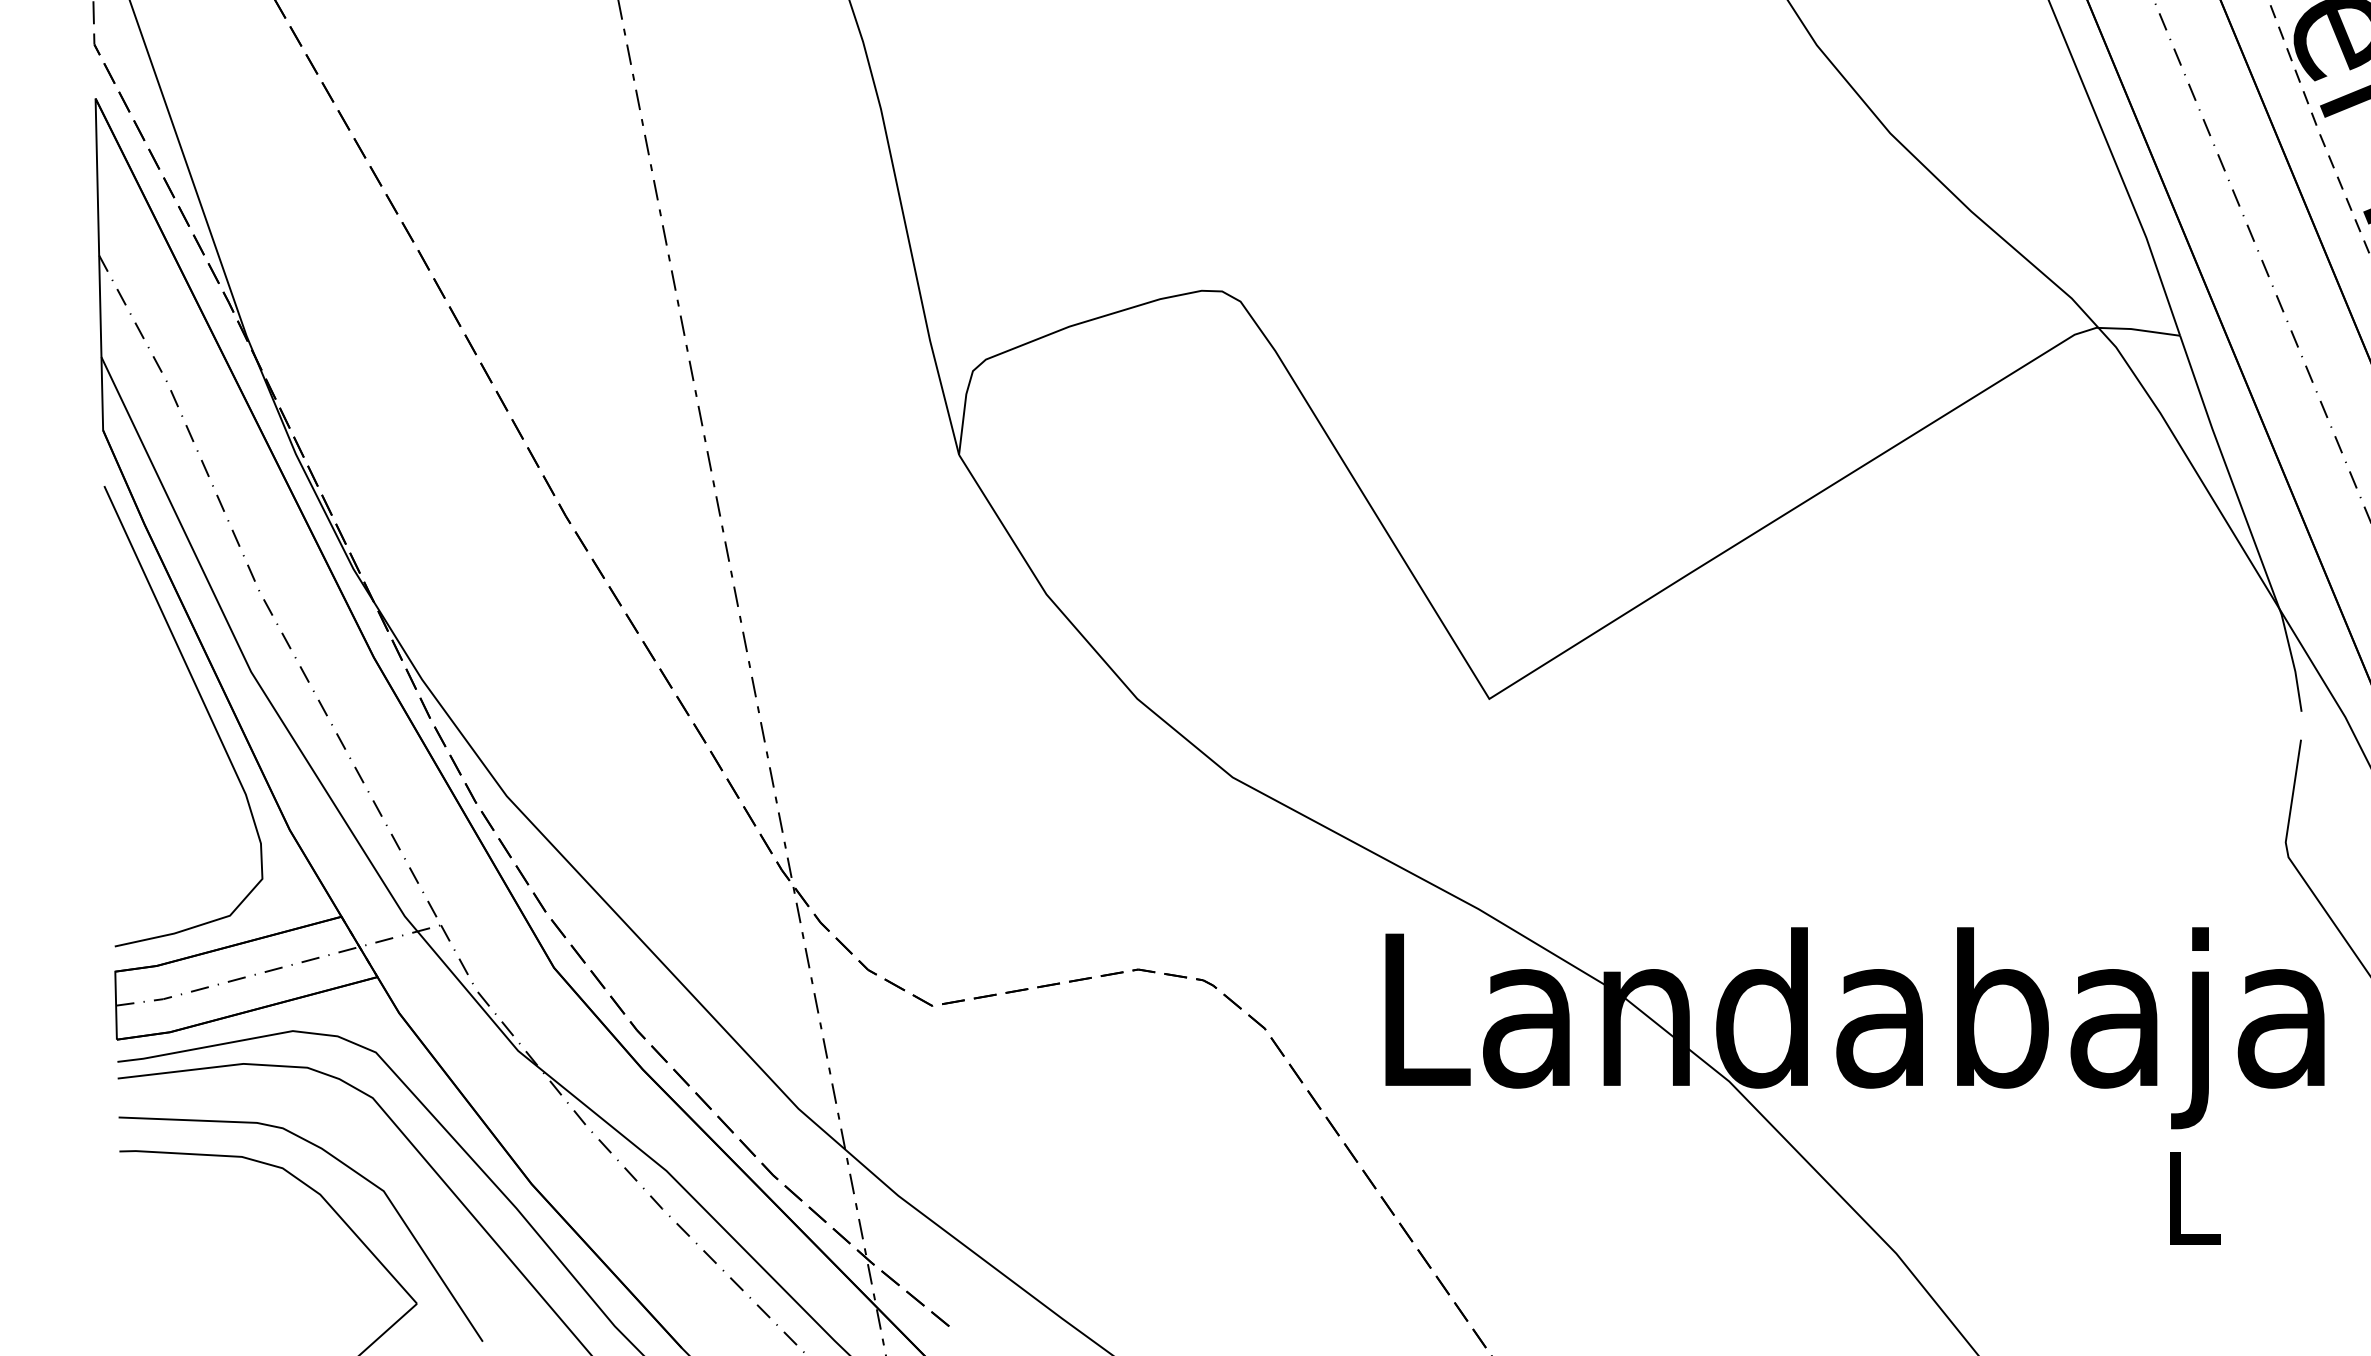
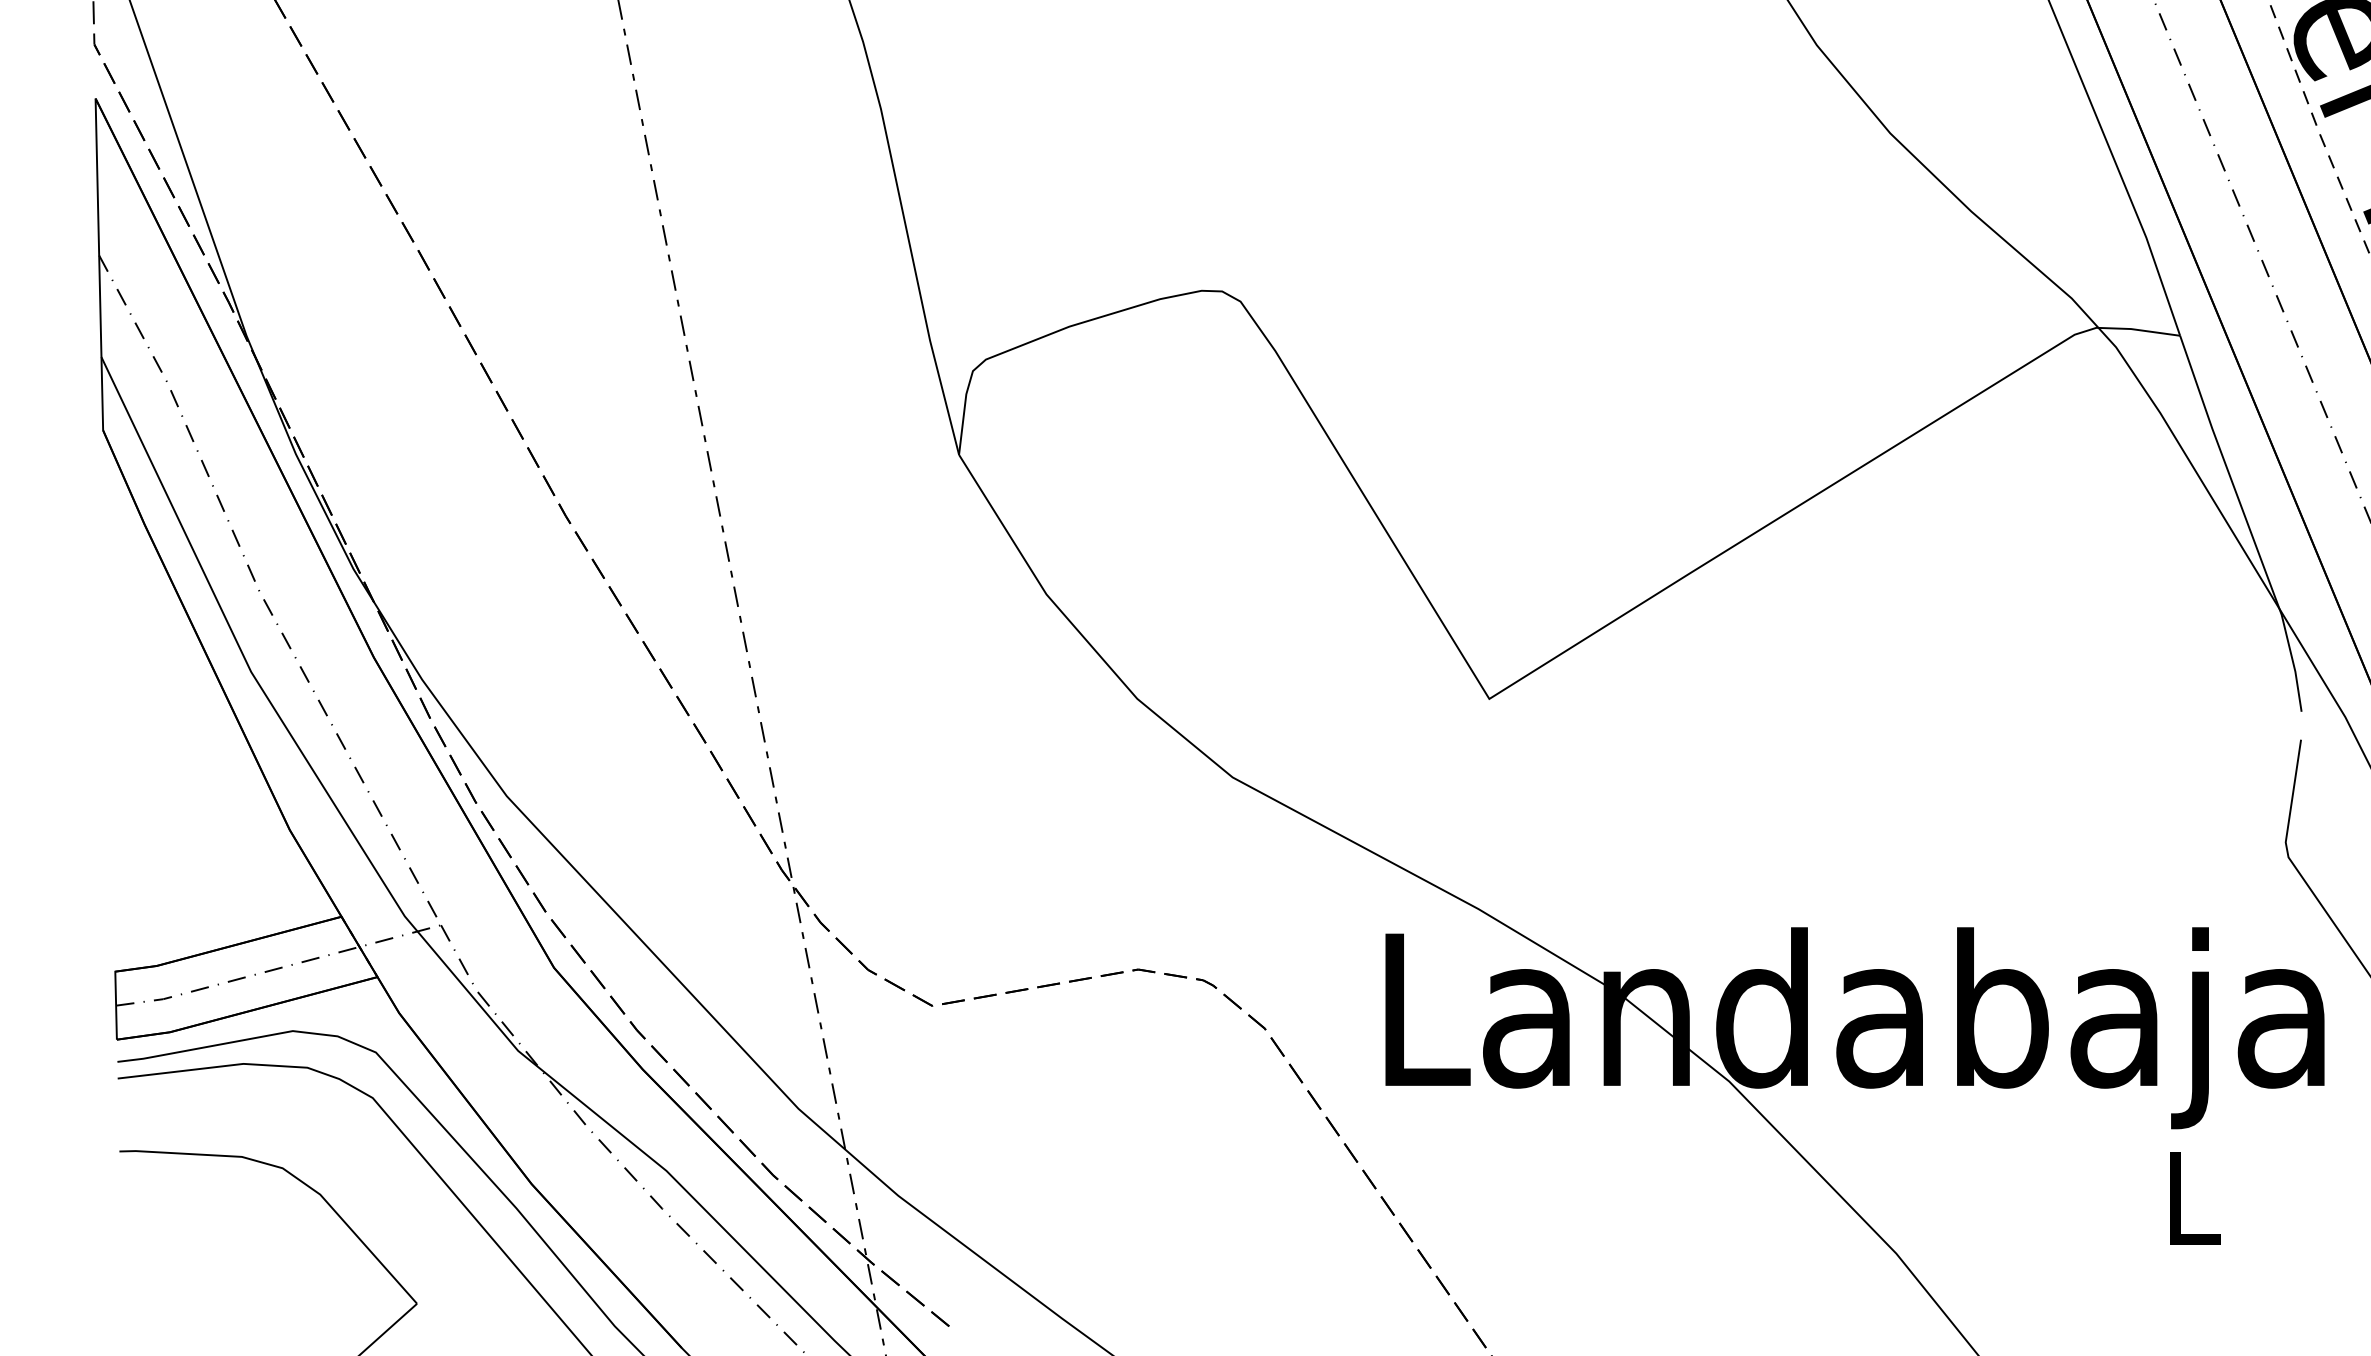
curve: present -> none (204, 707)
curve: present -> none (348, 1168)
